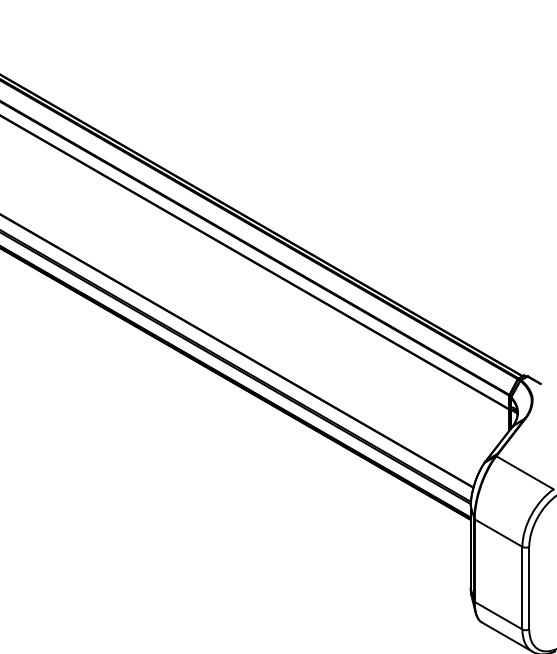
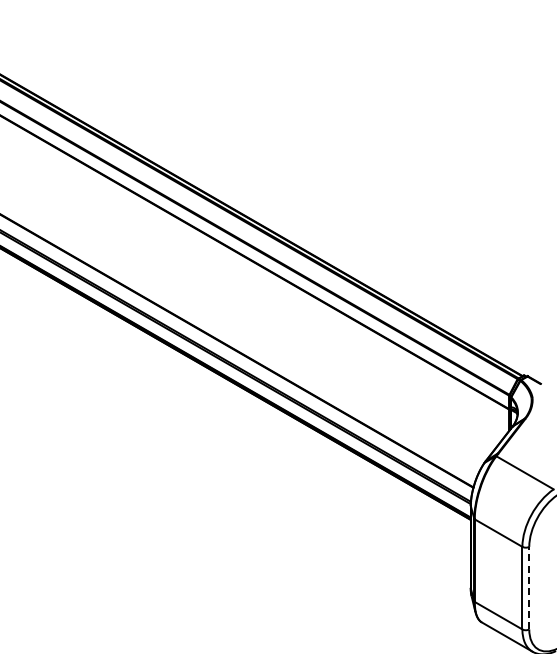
line: solid -> dashed (529, 587)
